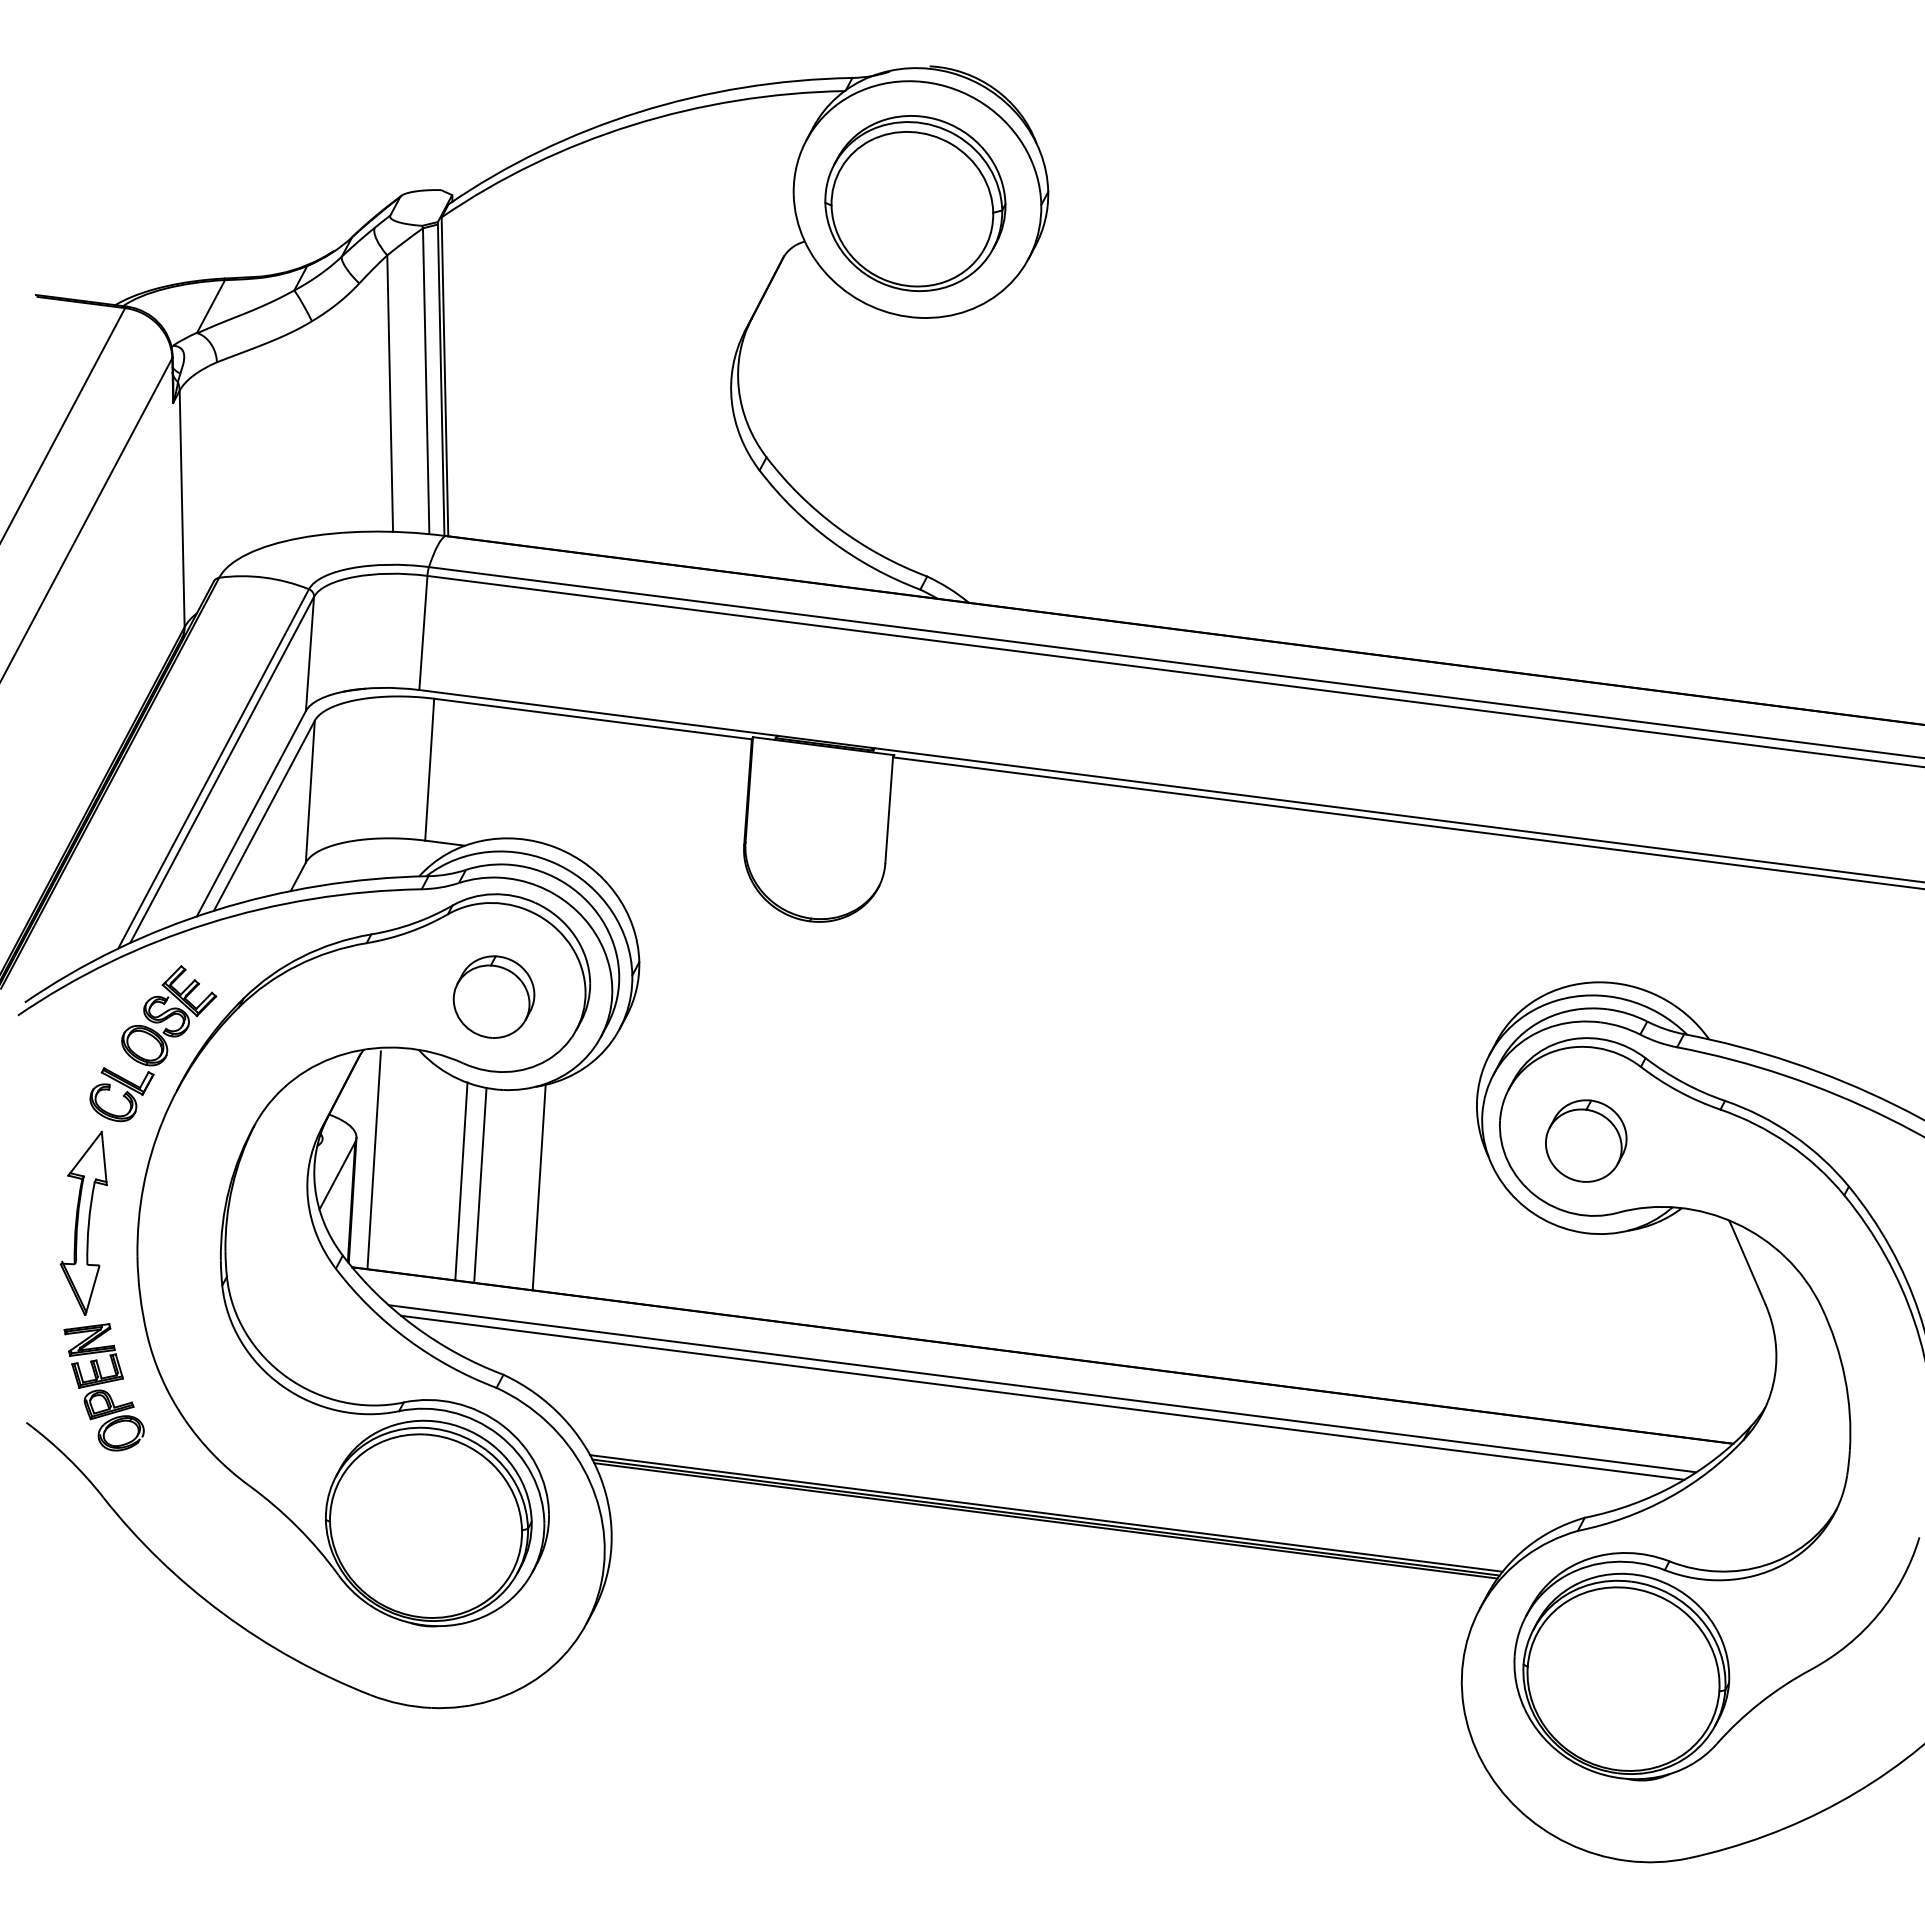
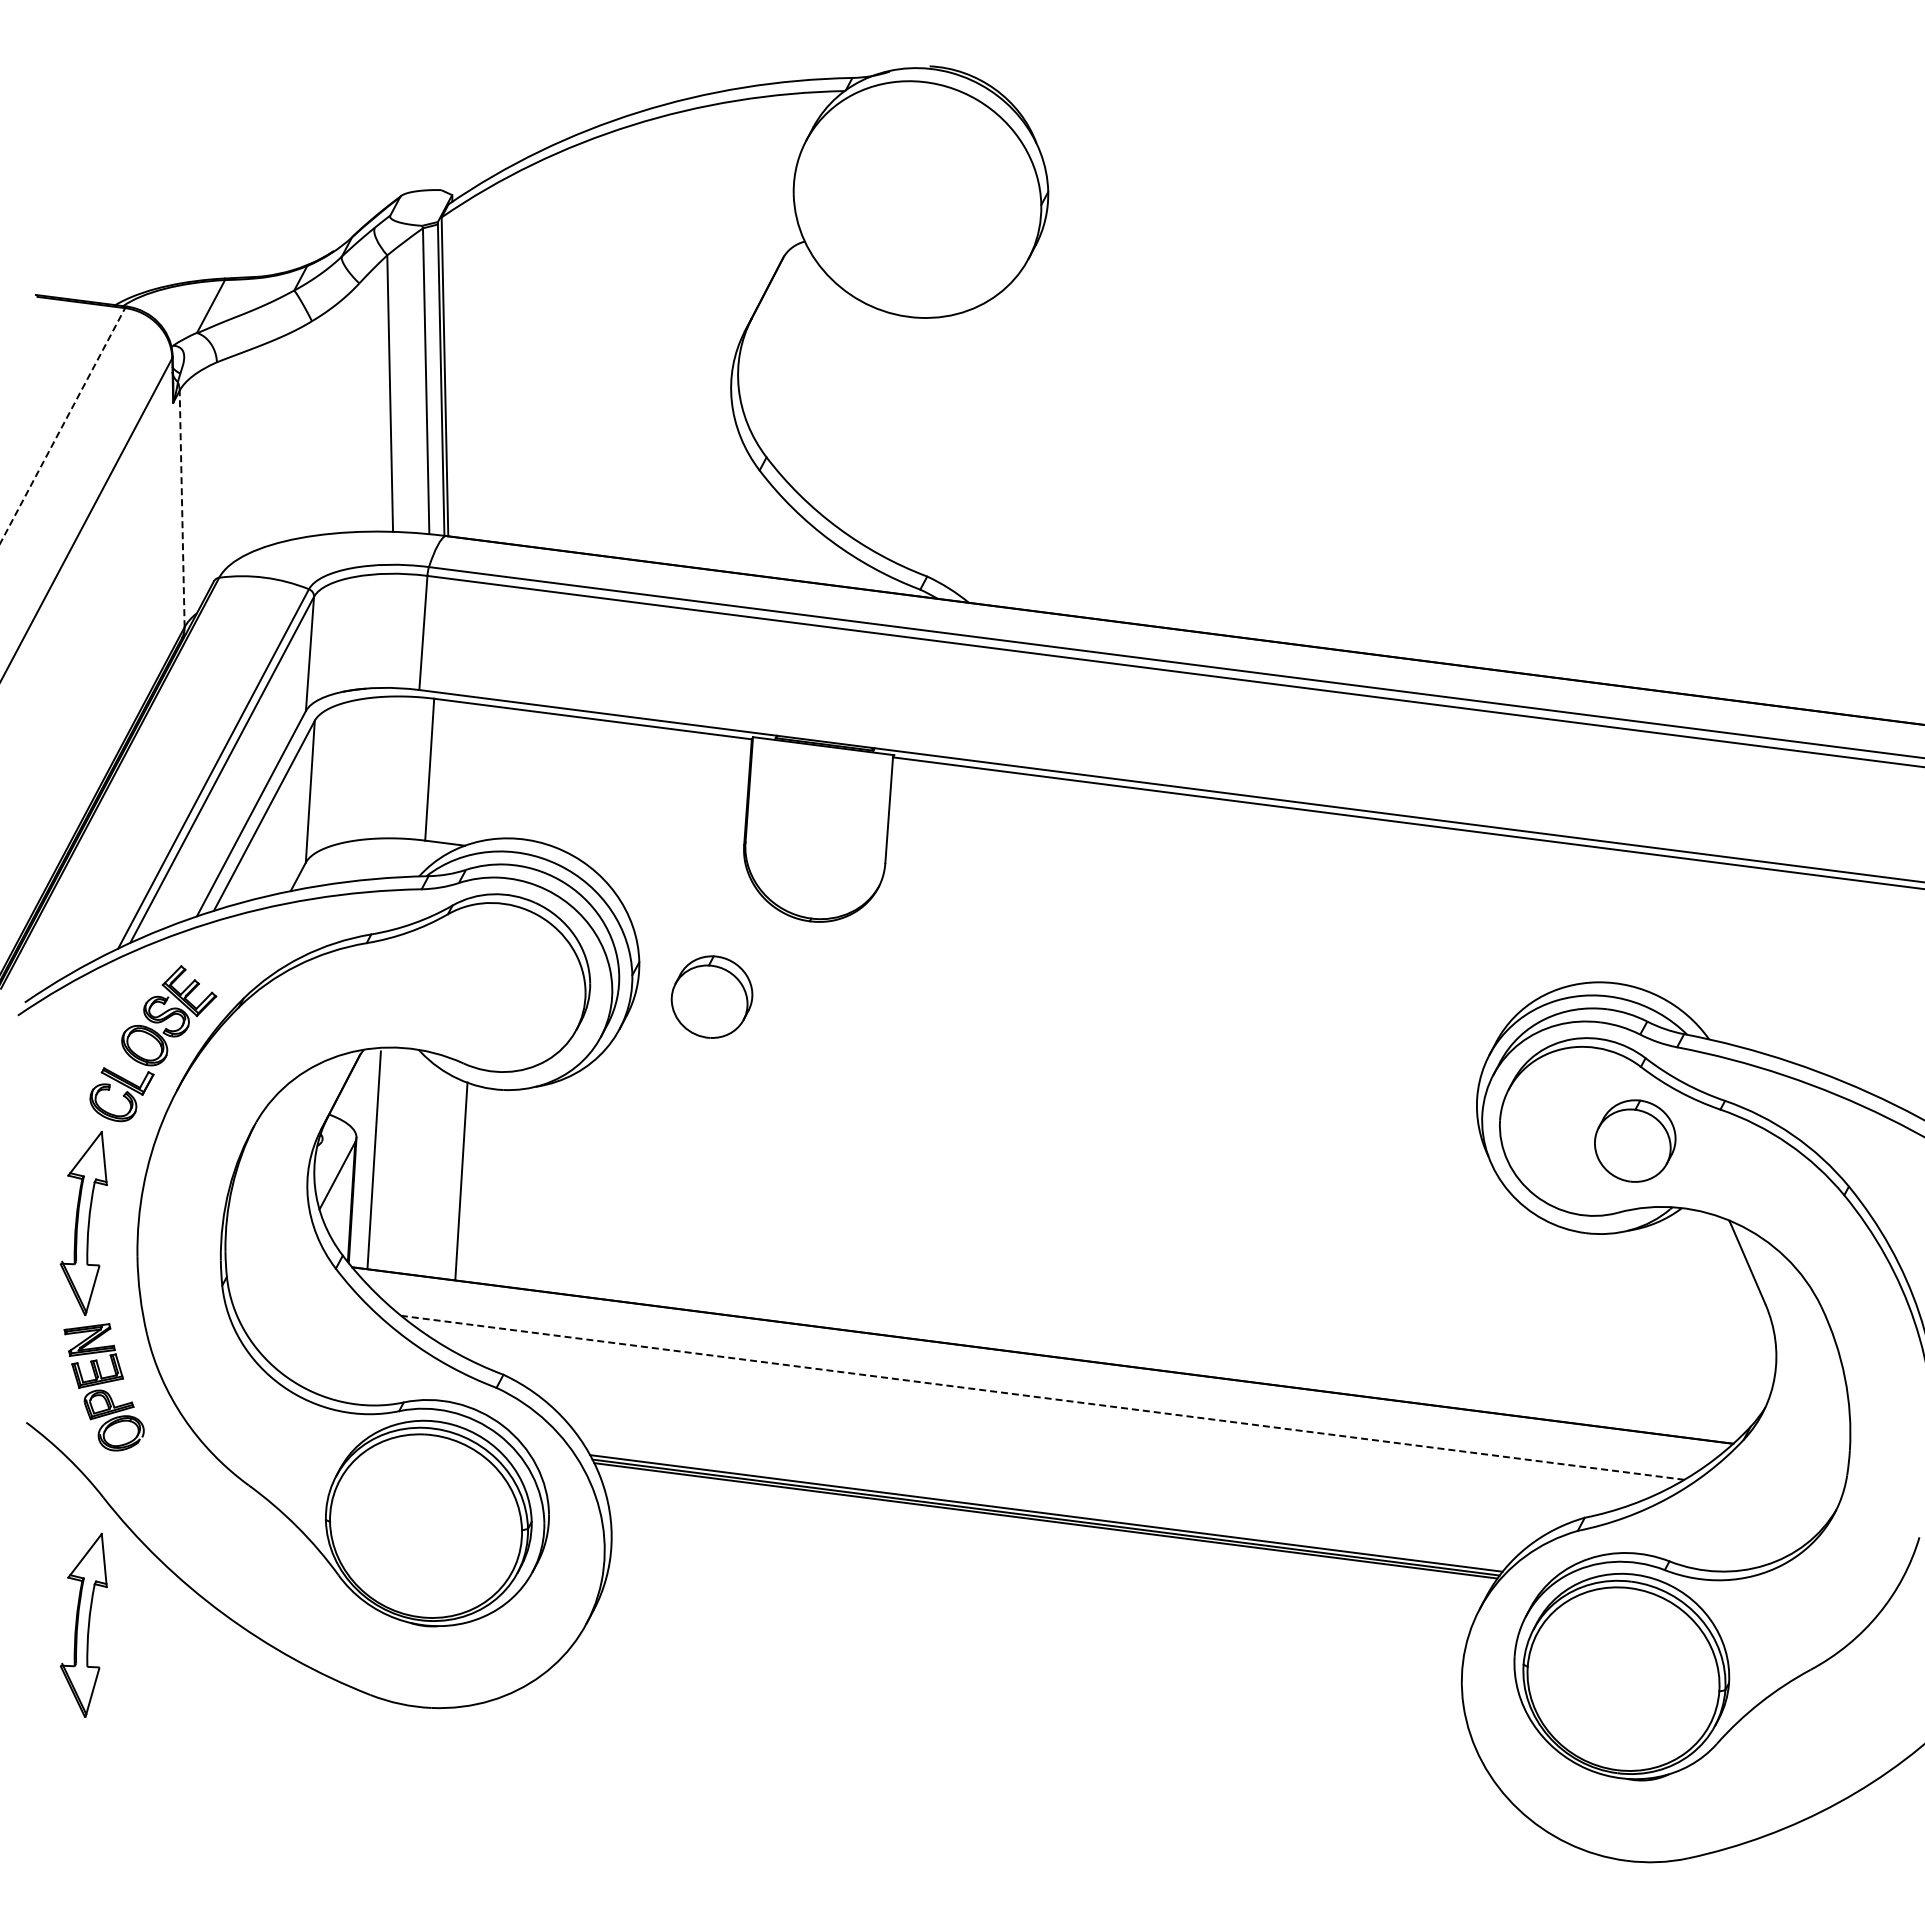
part: present -> none (915, 203)
line: solid -> dashed (62, 425)
line: solid -> dashed (182, 508)
part position: (493, 996) -> (711, 996) (711, 996)
part position: (1586, 1140) -> (1635, 1140) (1635, 1140)
line: present -> none (480, 1185)
line: present -> none (538, 1187)
line: present -> none (1042, 1388)
line: solid -> dashed (1042, 1397)
part: none -> present (83, 1624)
